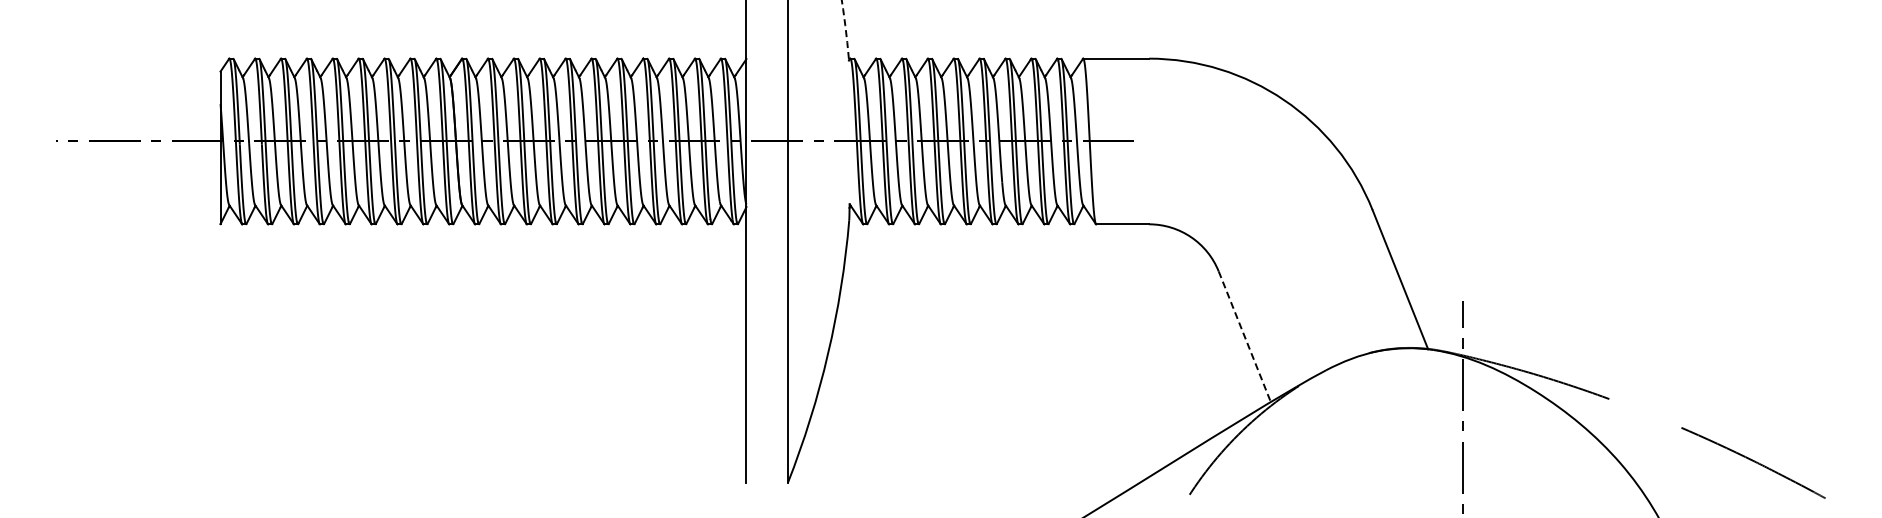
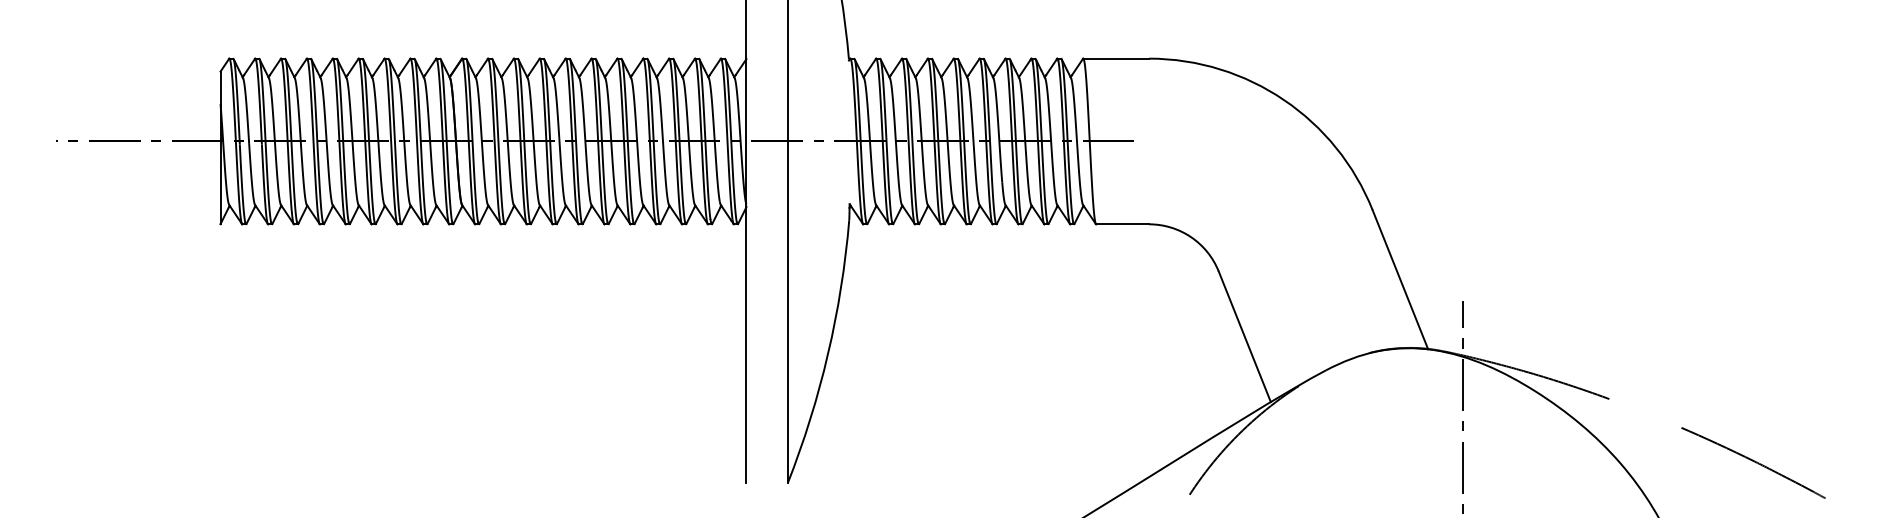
arc: dashed -> solid (845, 28)
line: dashed -> solid (1244, 337)
